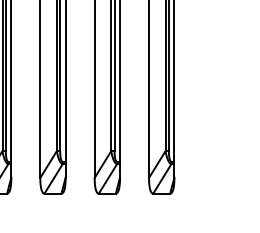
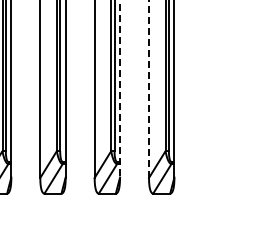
line: solid -> dashed (149, 88)
line: solid -> dashed (120, 89)
